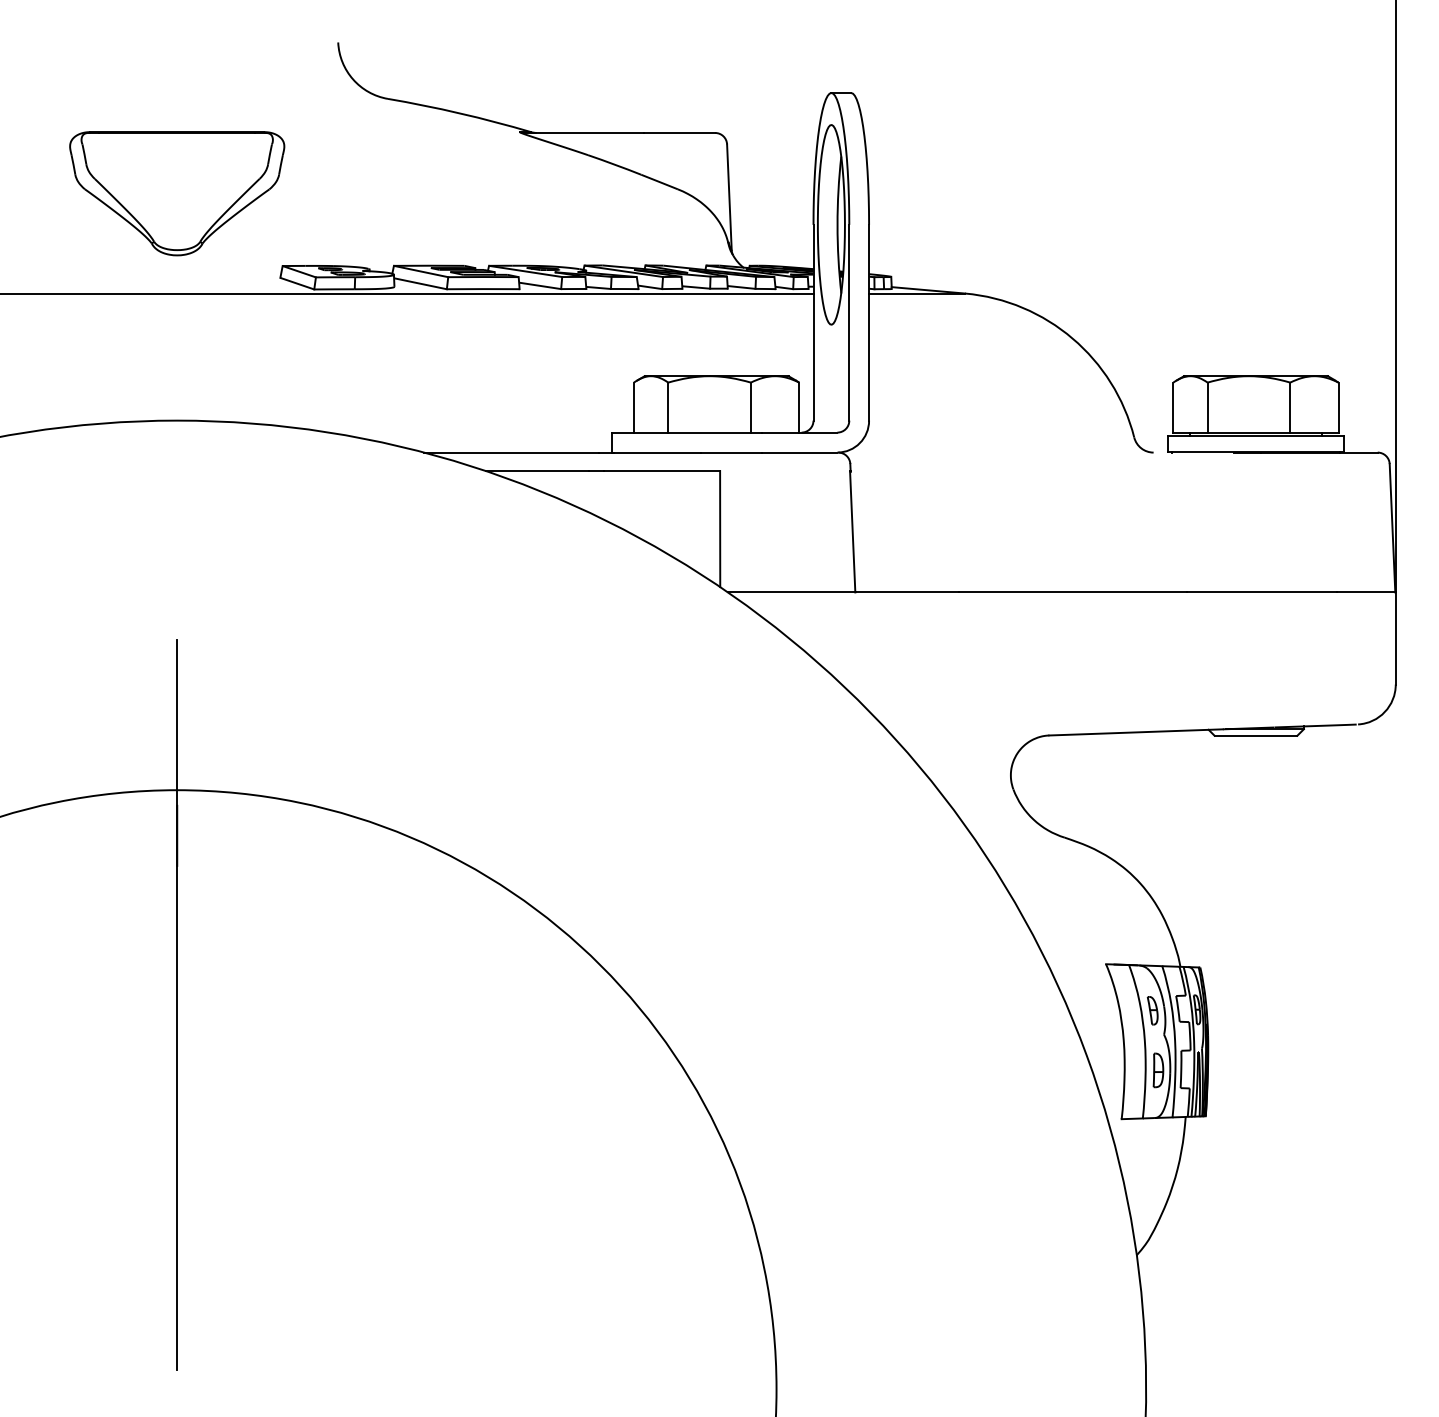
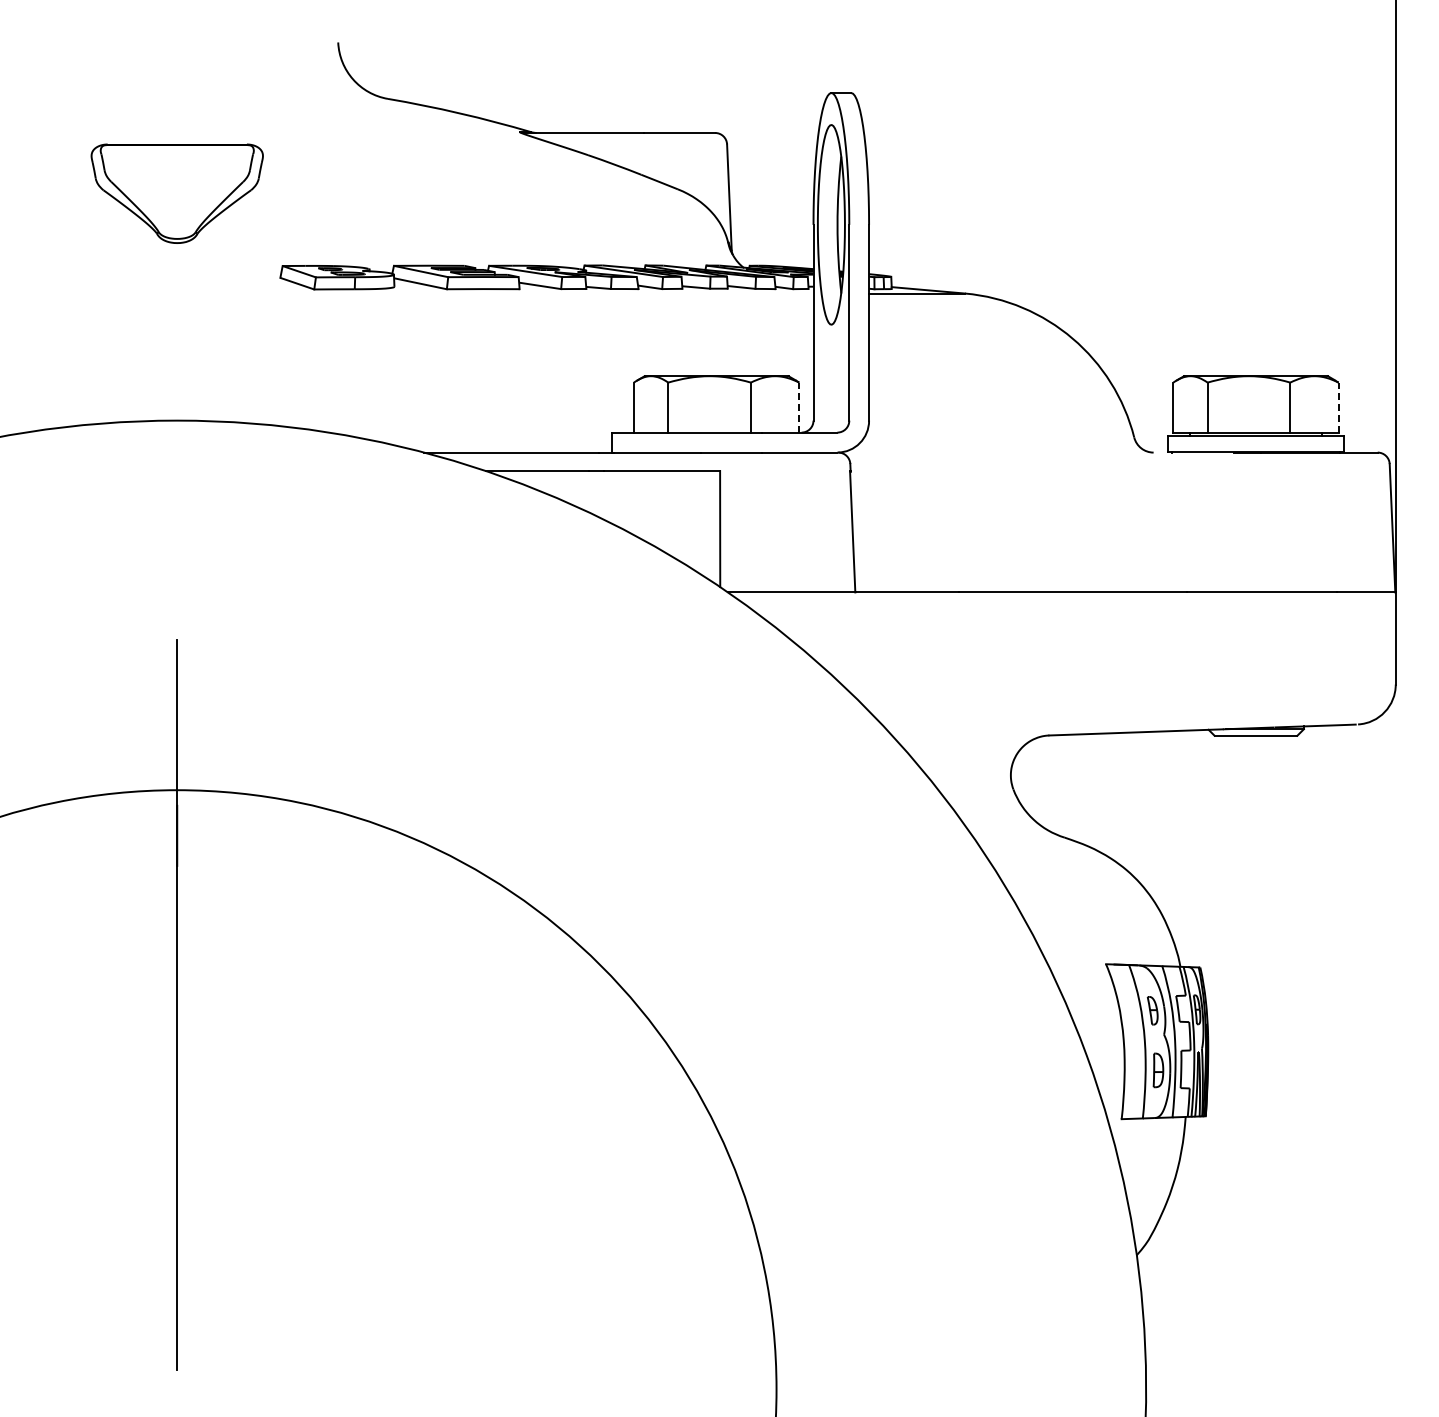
part size: 217x126 px -> 174x101 px (176, 193)
line: present -> none (407, 293)
line: solid -> dashed (799, 407)
line: solid -> dashed (1338, 407)
